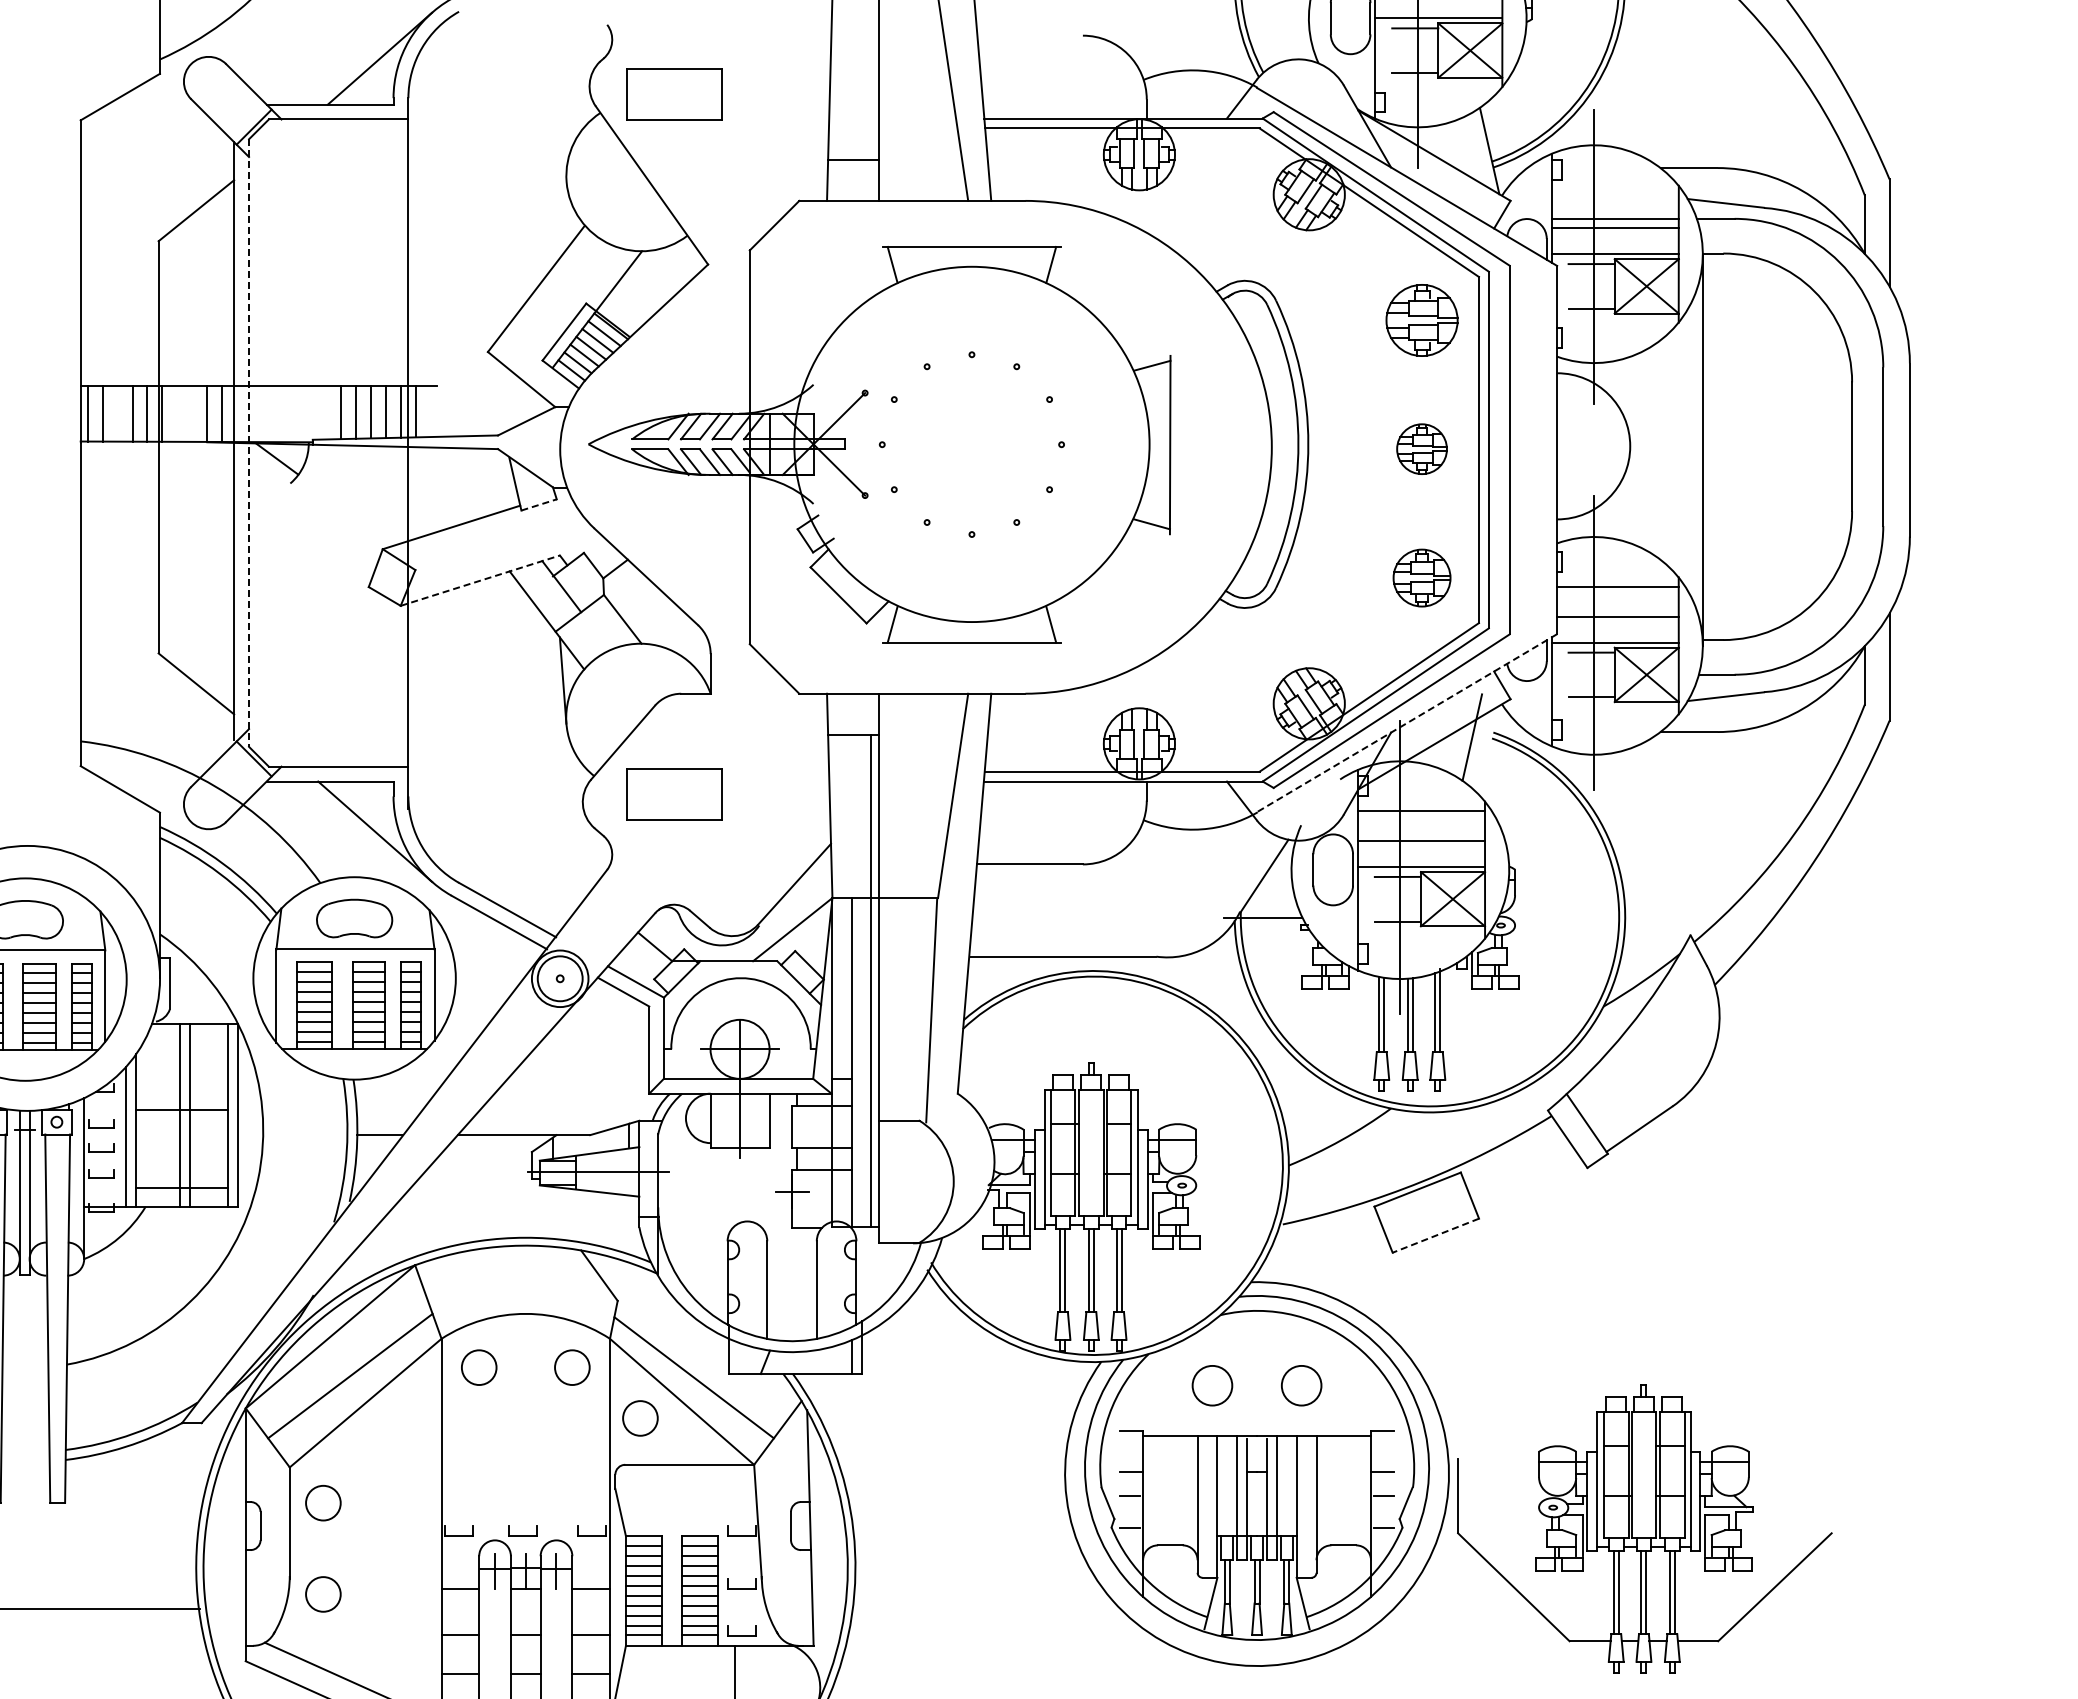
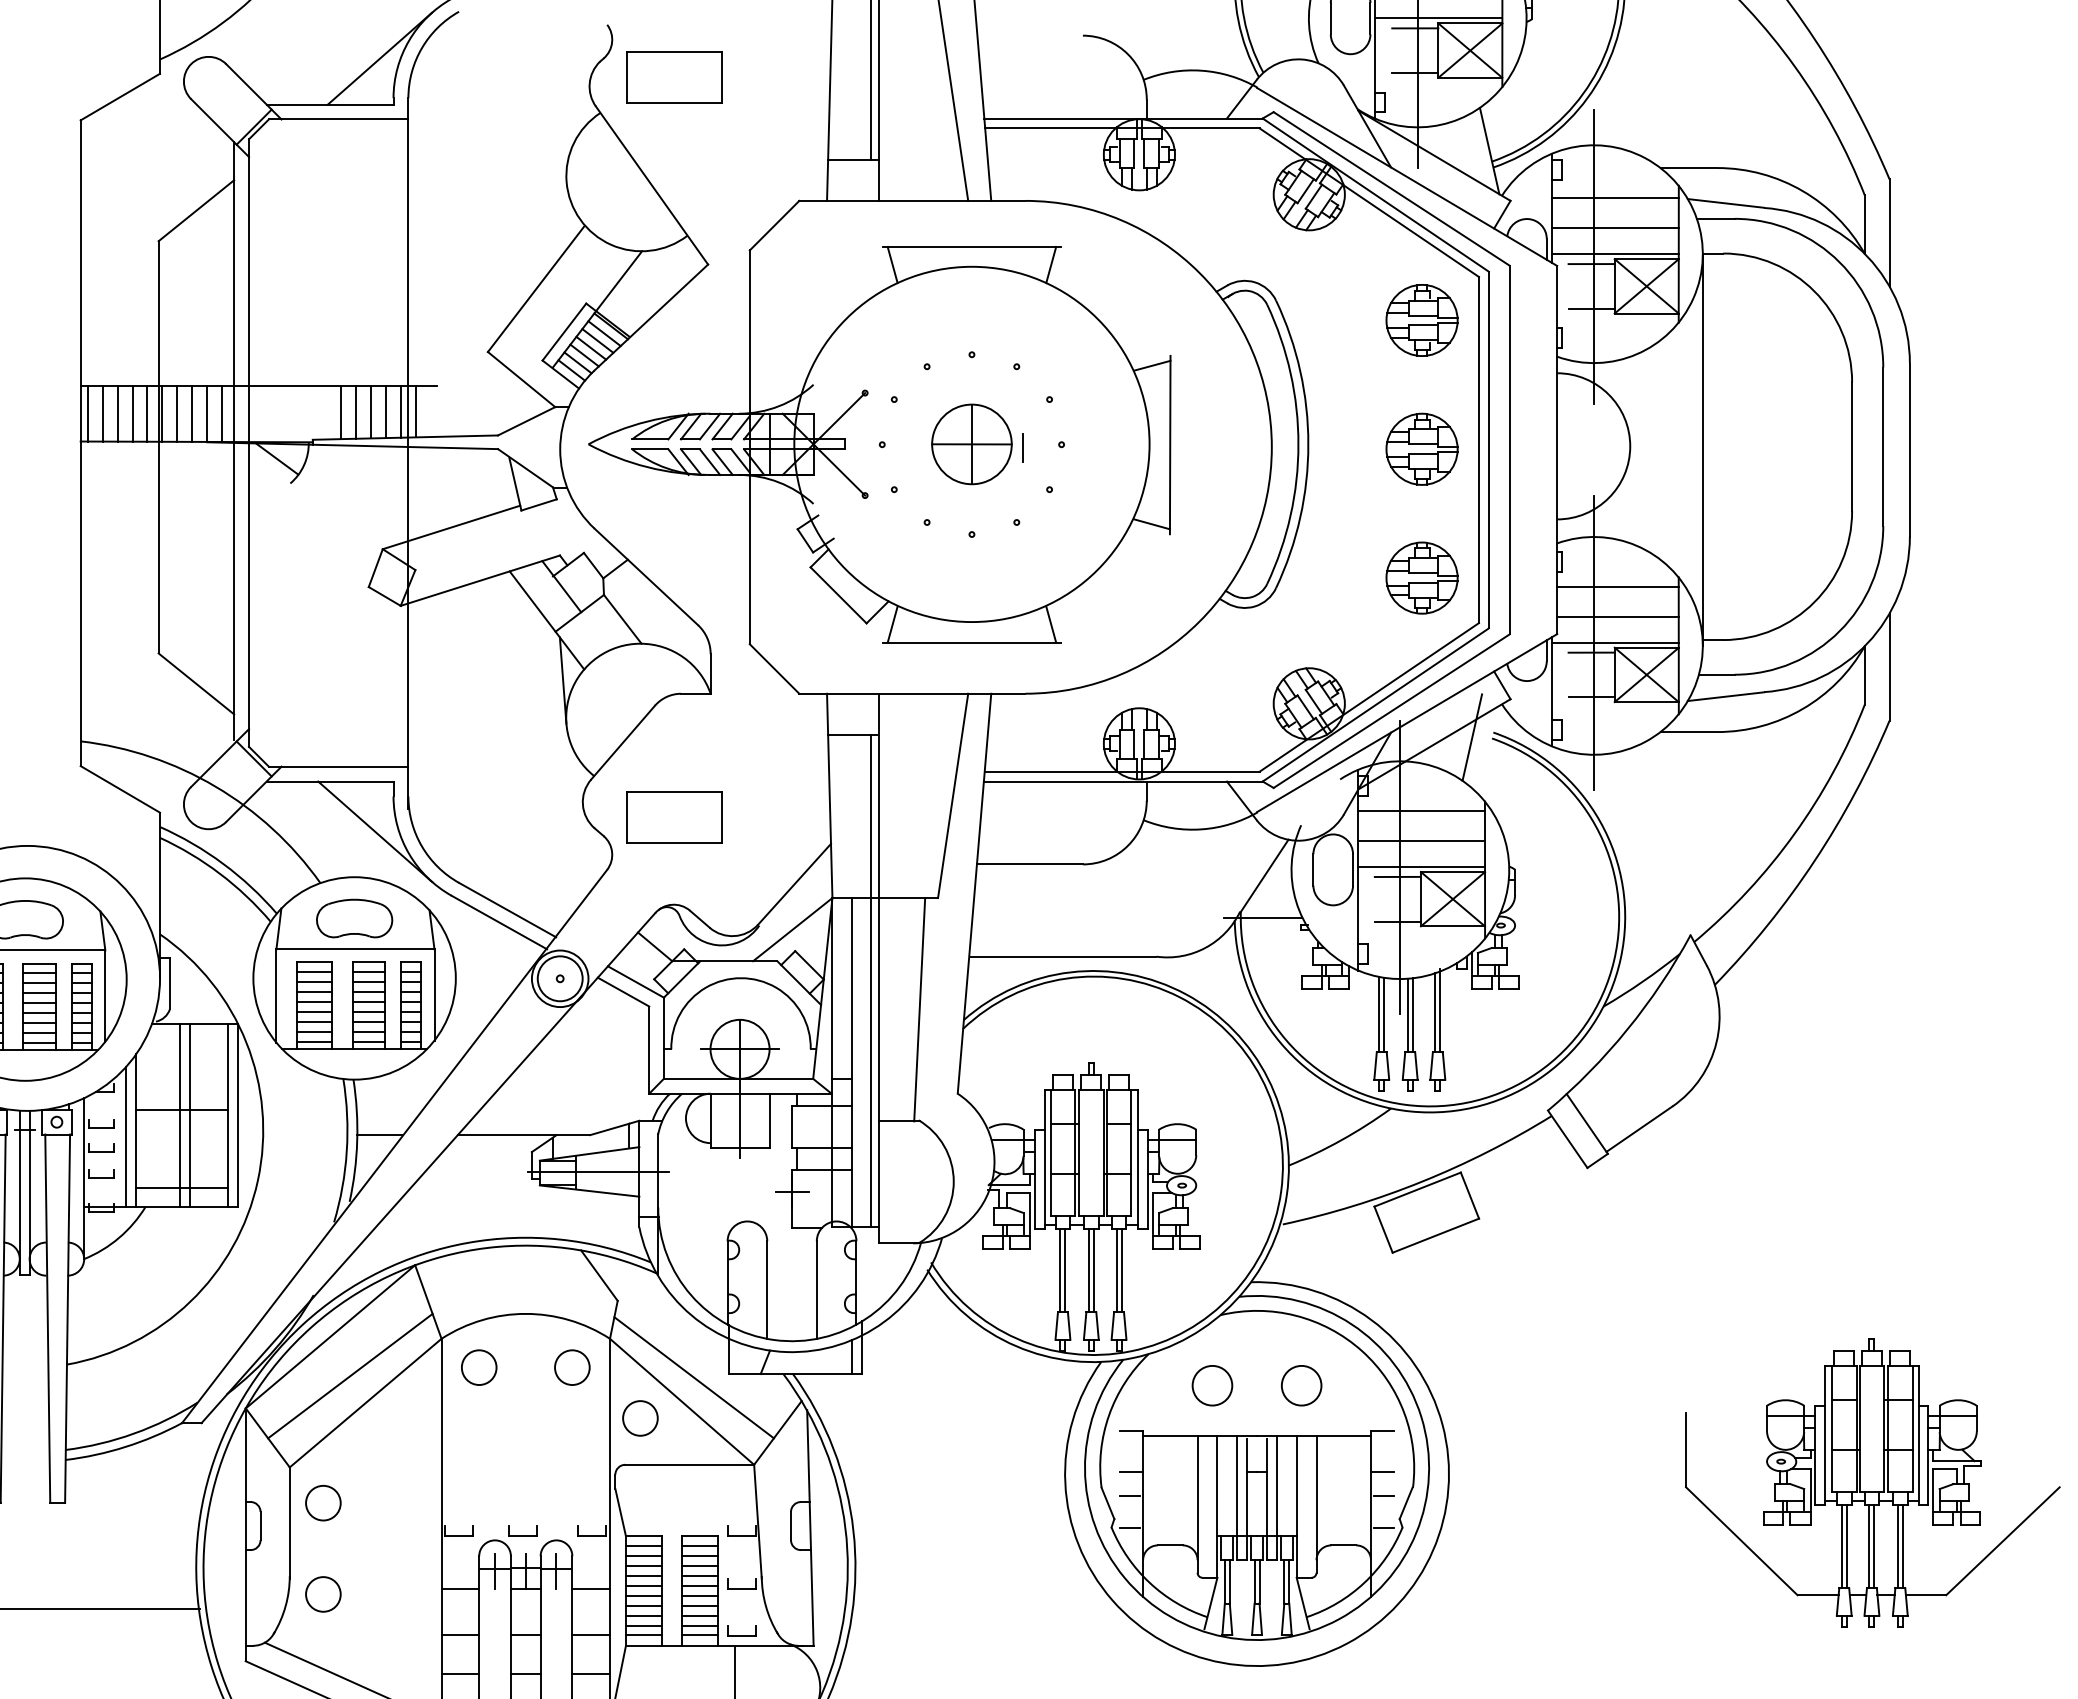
line: none -> present (871, 80)
part position: (674, 94) -> (674, 77) (674, 77)
line position: (1614, 219) -> (1614, 198) (1614, 198)
line: none -> present (117, 413)
line: none -> present (177, 413)
line: none -> present (192, 413)
line: dashed -> solid (249, 443)
part: none -> present (971, 444)
line: none -> present (1023, 447)
part size: 52x52 px -> 74x74 px (1421, 448)
line: dashed -> solid (539, 504)
part size: 60x60 px -> 74x74 px (1421, 577)
line: dashed -> solid (480, 580)
line: dashed -> solid (1406, 723)
part position: (674, 794) -> (674, 817) (674, 817)
line position: (931, 1010) -> (919, 1009) (919, 1009)
line: dashed -> solid (1435, 1235)
part position: (1644, 1528) -> (1872, 1482) (1872, 1482)
